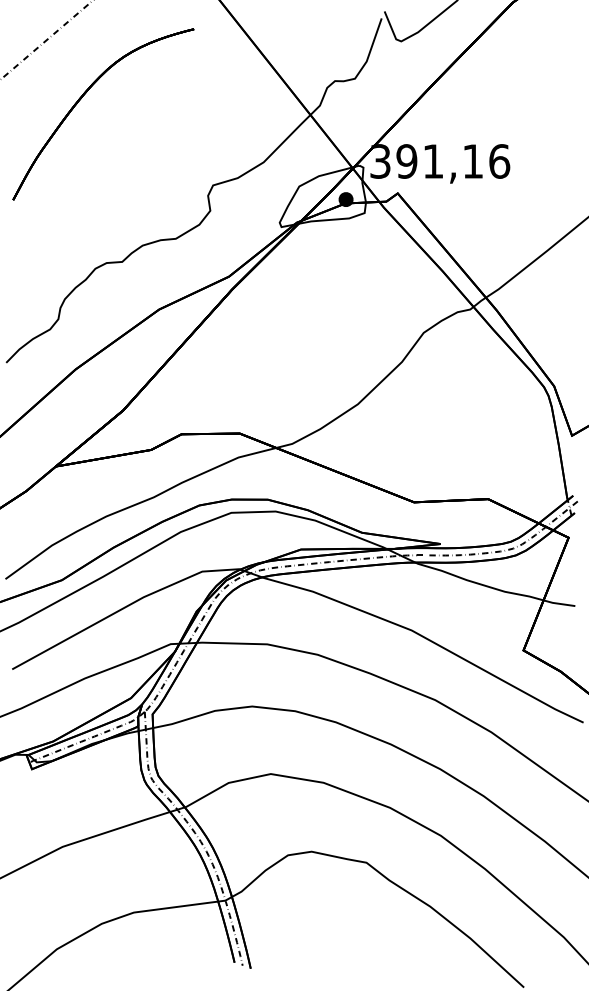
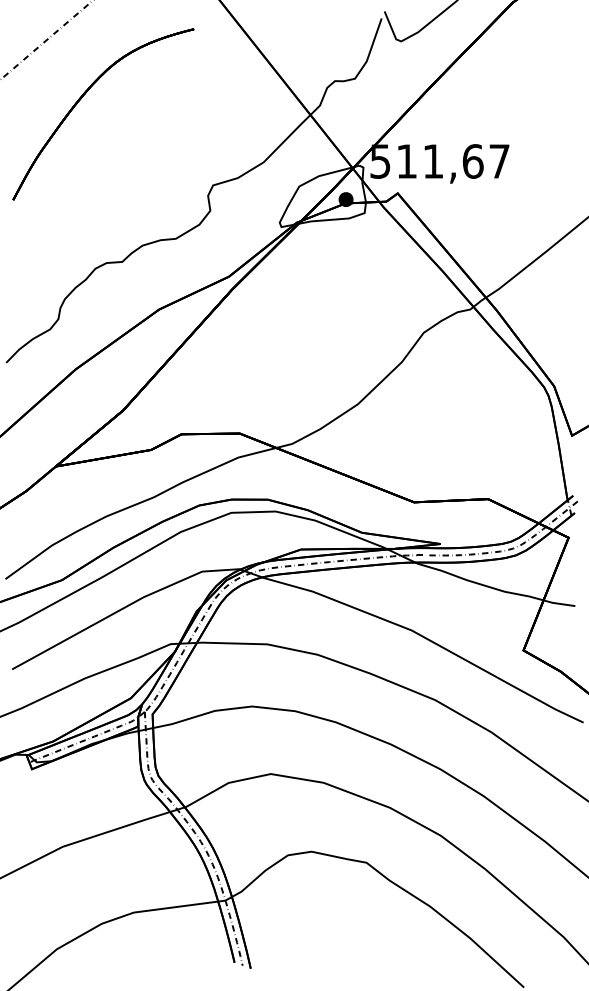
text: 391,16 -> 511,67 (440, 161)
